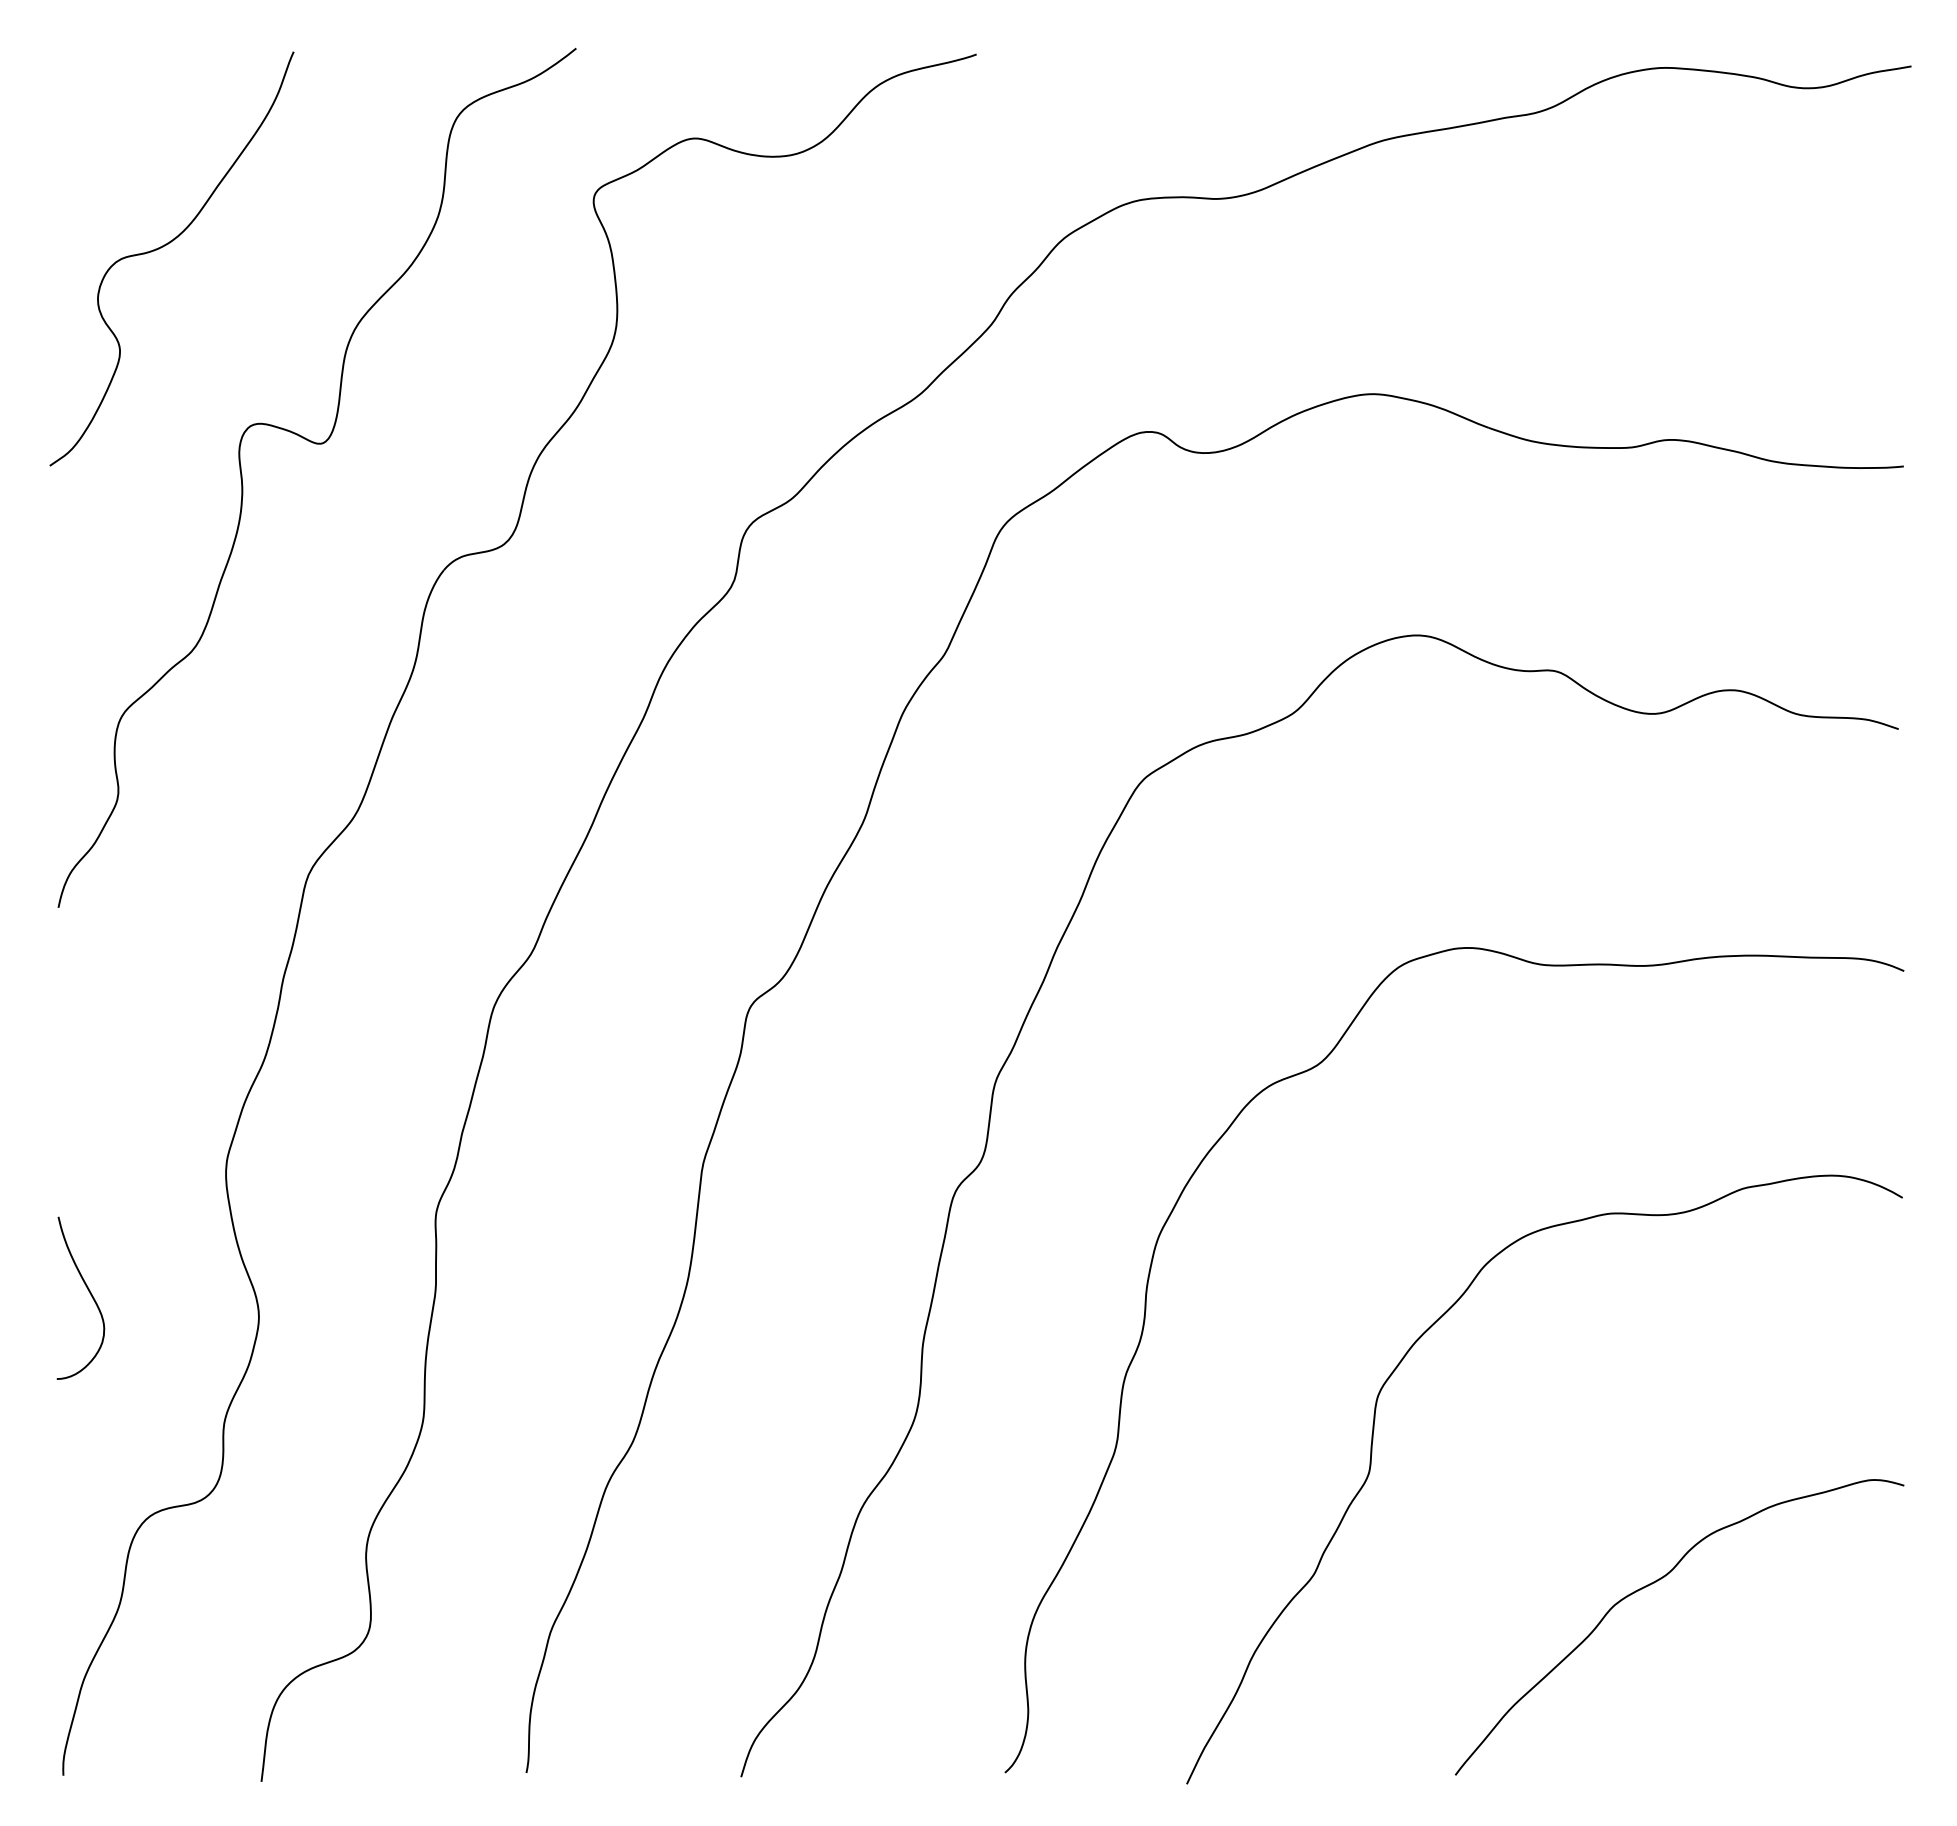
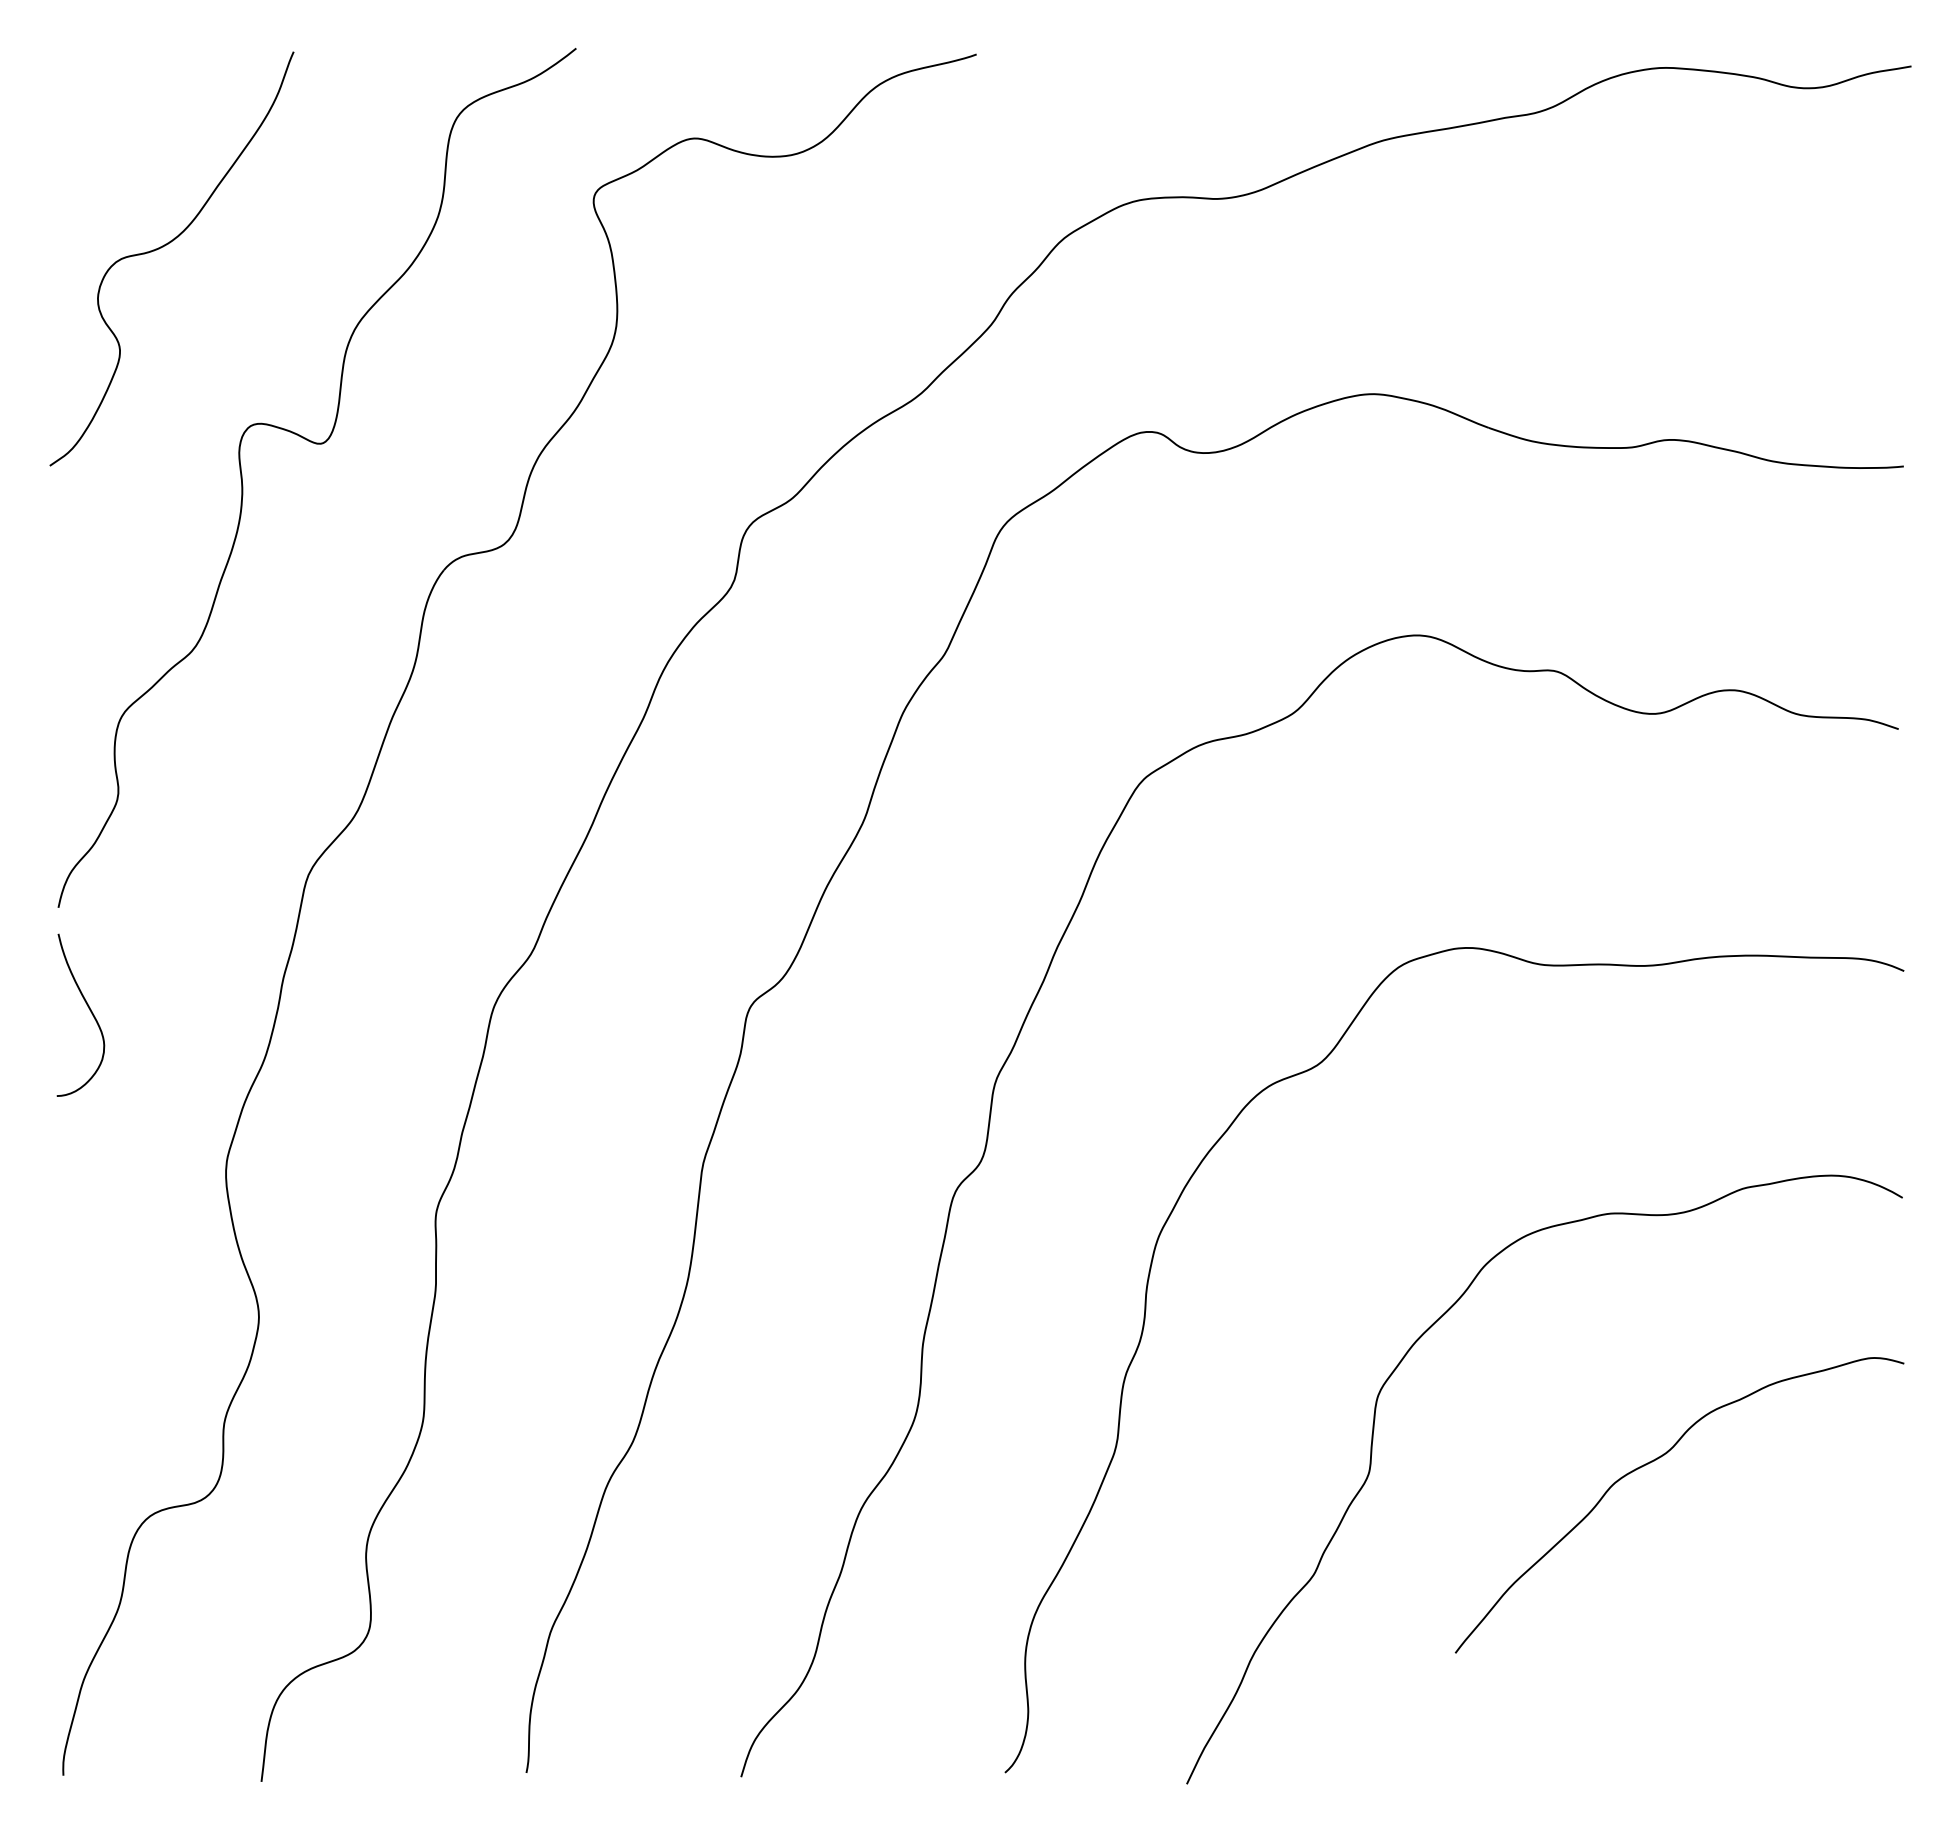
curve position: (89, 1293) -> (89, 1010) (89, 1010)
curve position: (1656, 1582) -> (1656, 1460) (1656, 1460)
